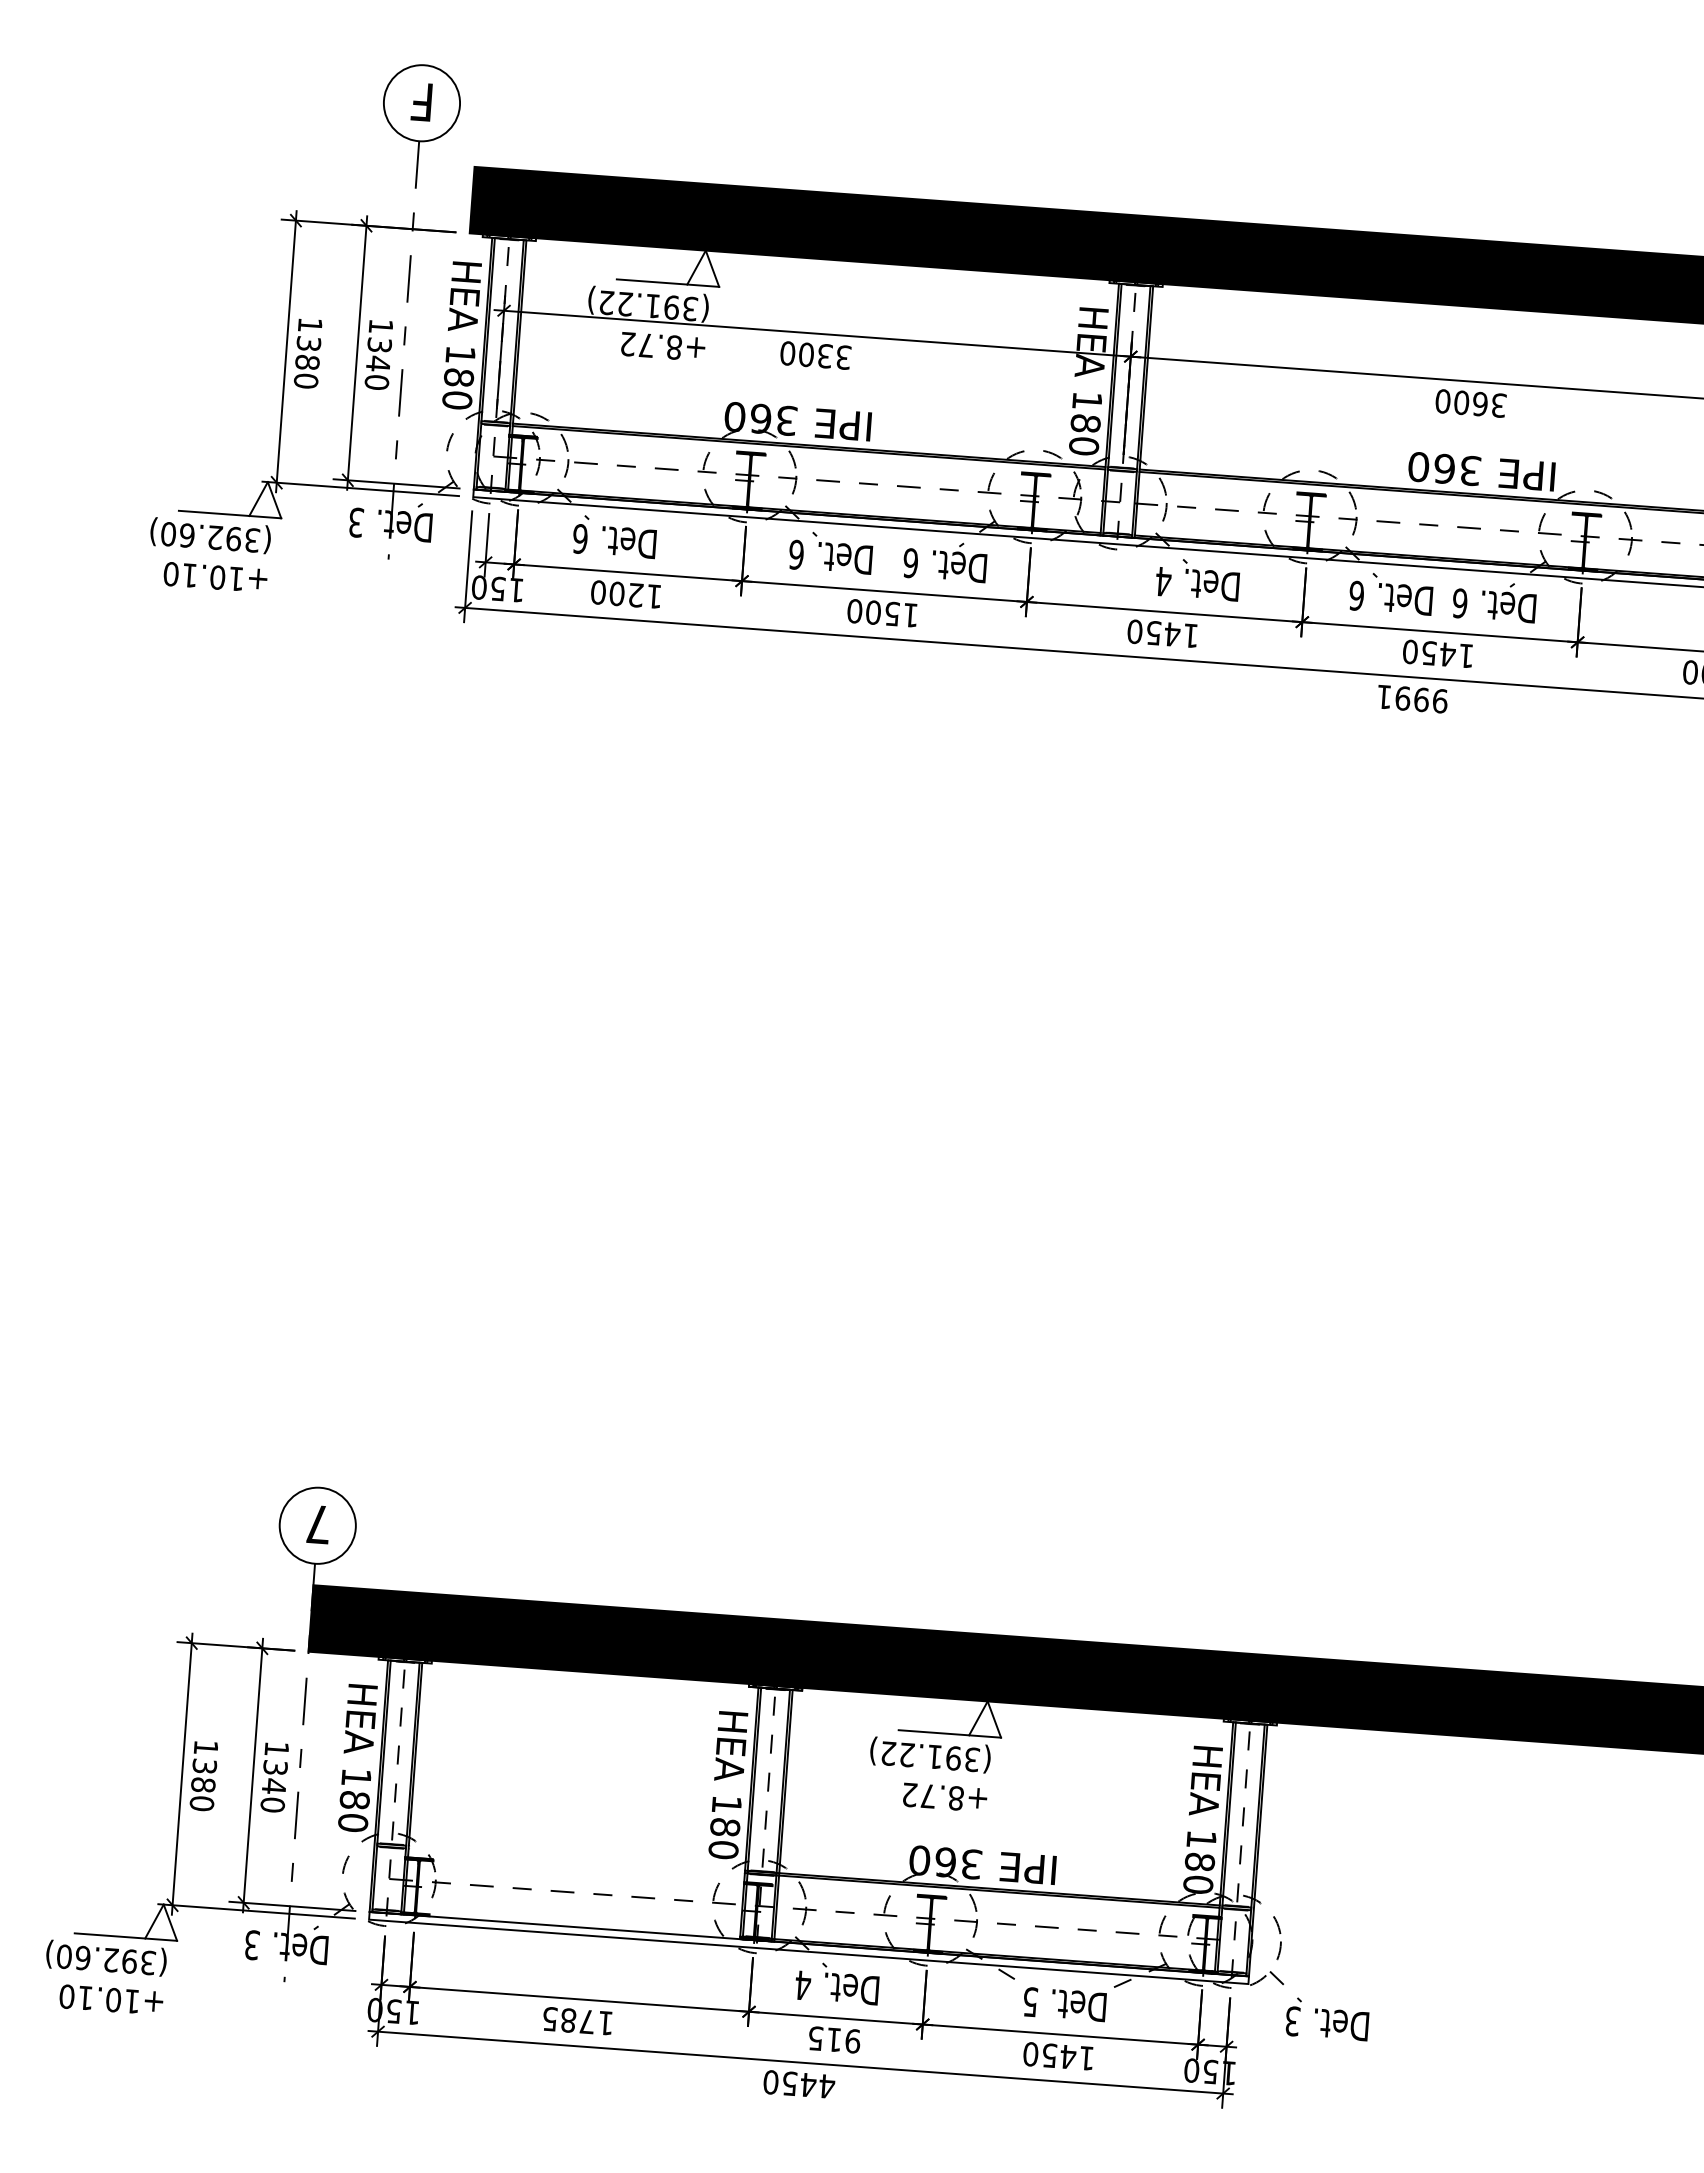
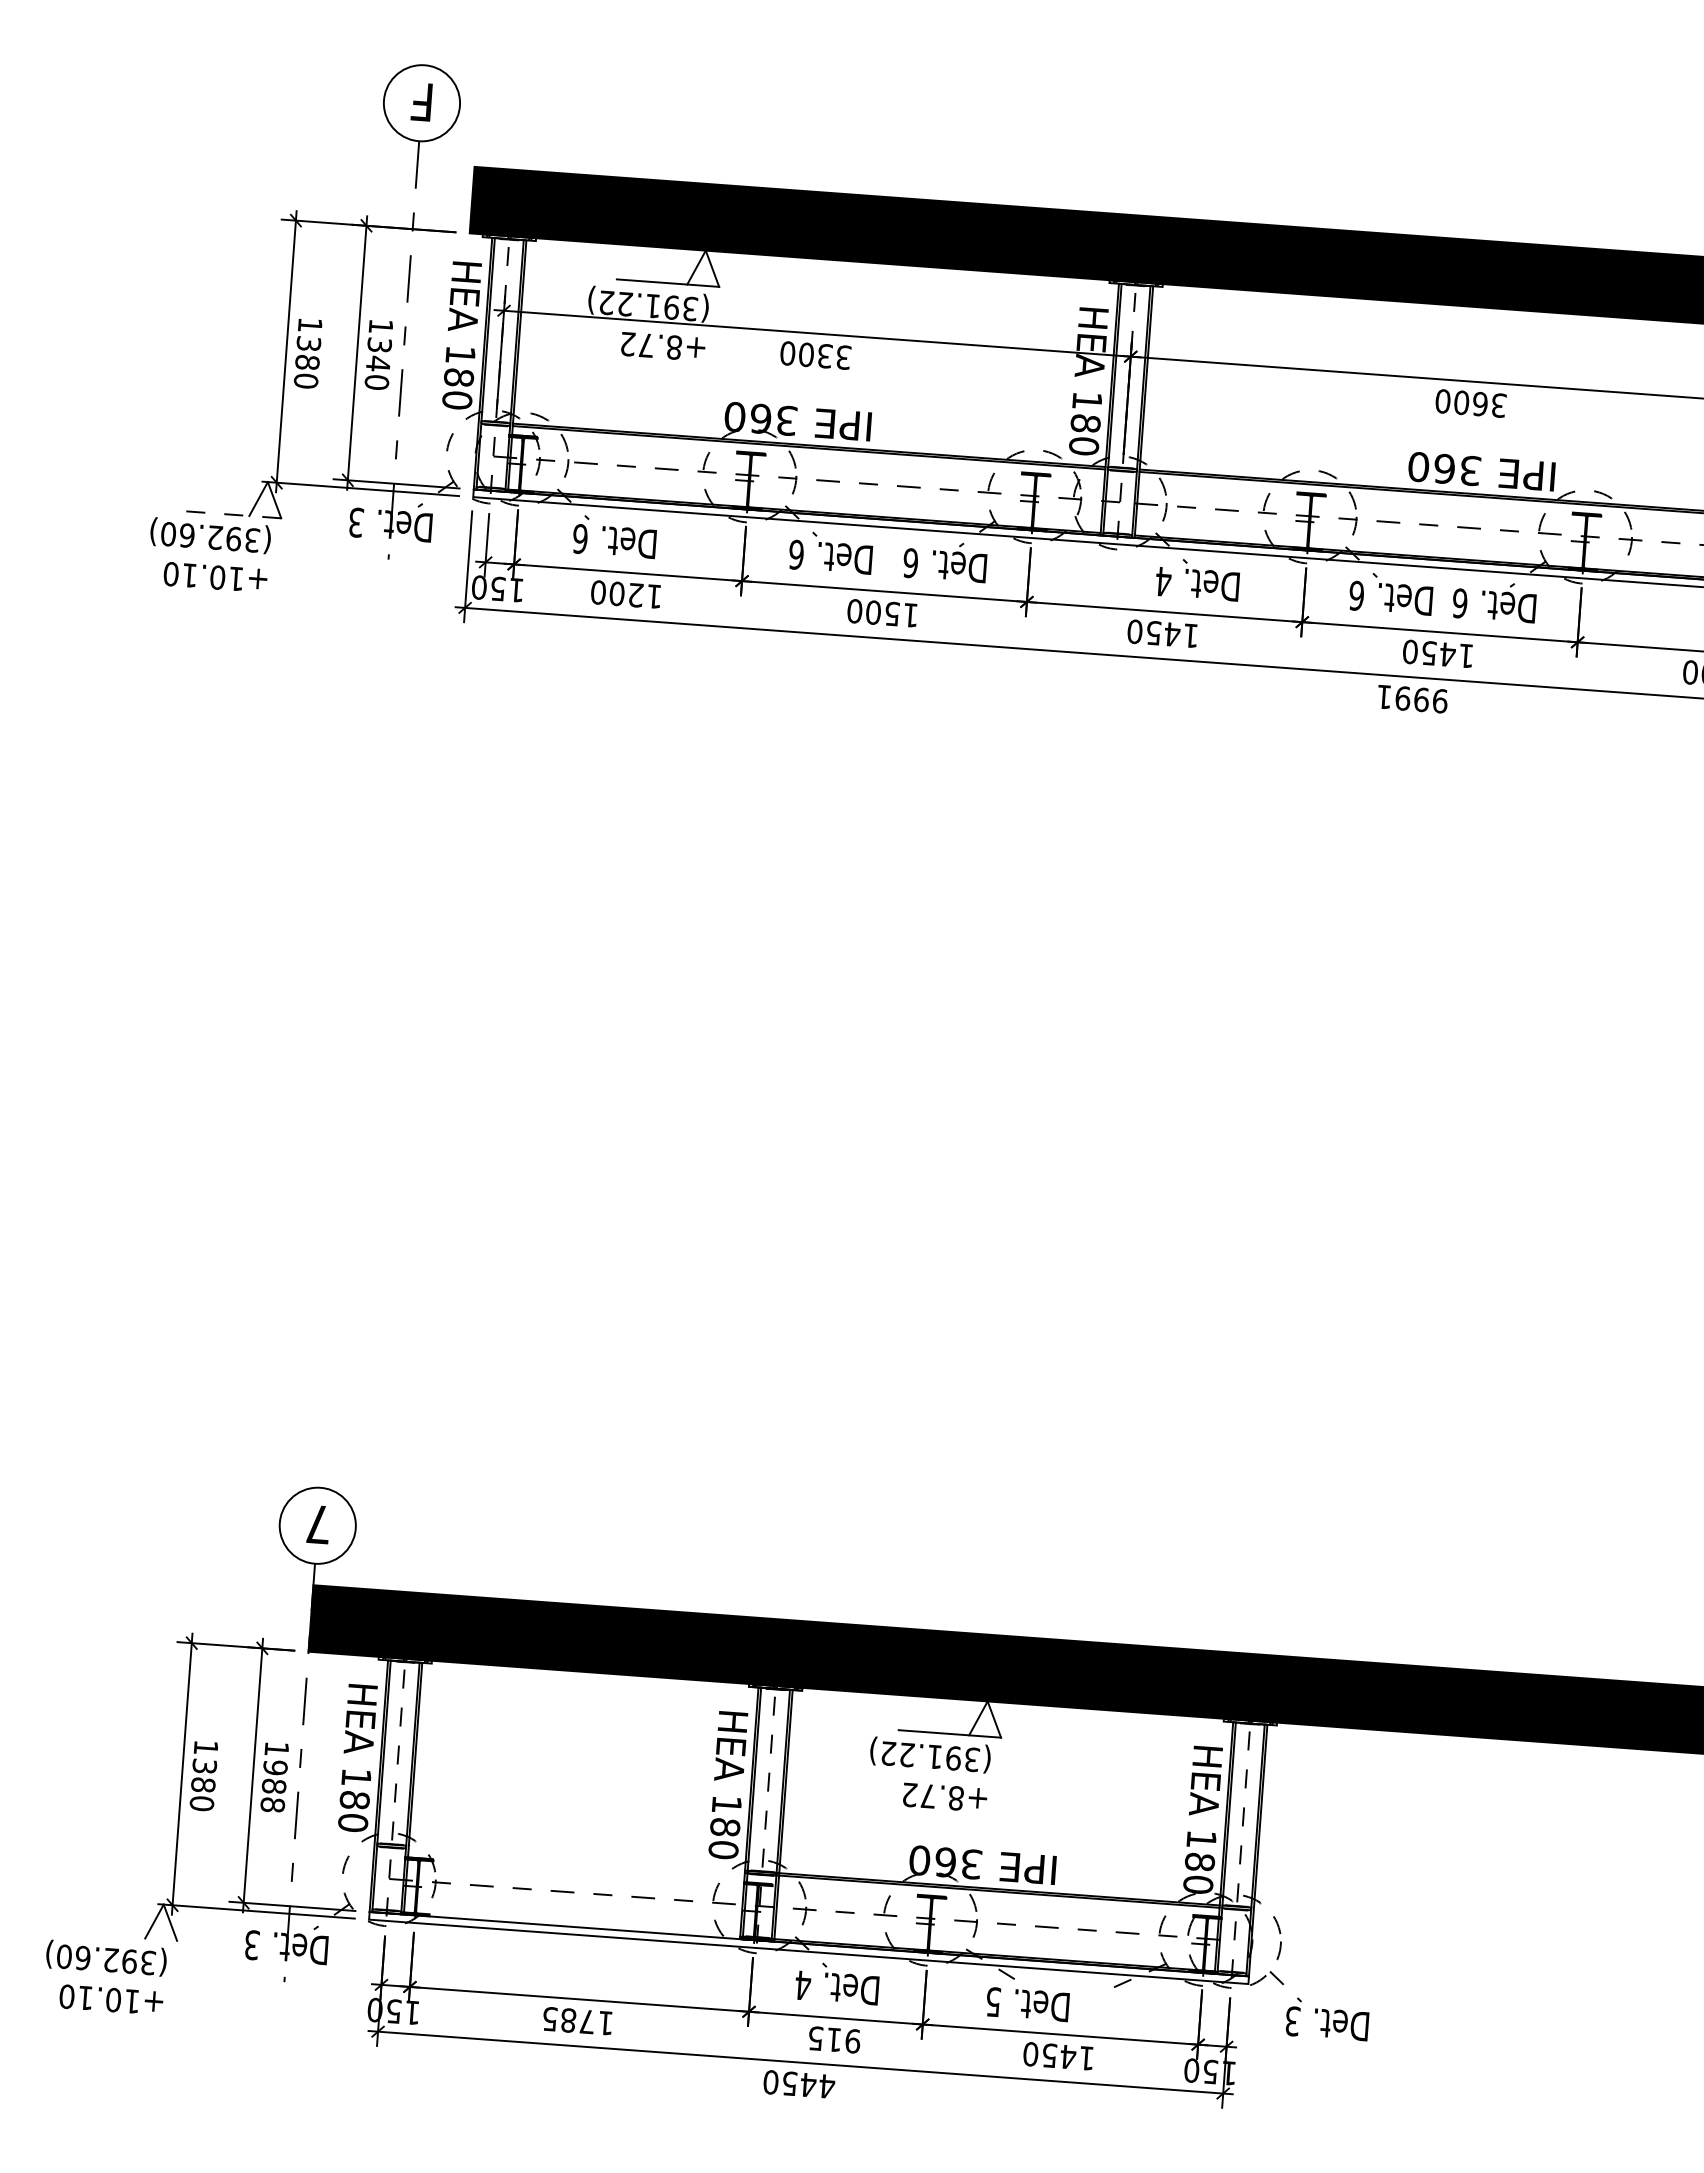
line: solid -> dashed (229, 514)
text: 1340 -> 1988 (273, 1786)
line: present -> none (125, 1936)
text position: (1065, 2004) -> (1028, 2004) (1028, 2004)
